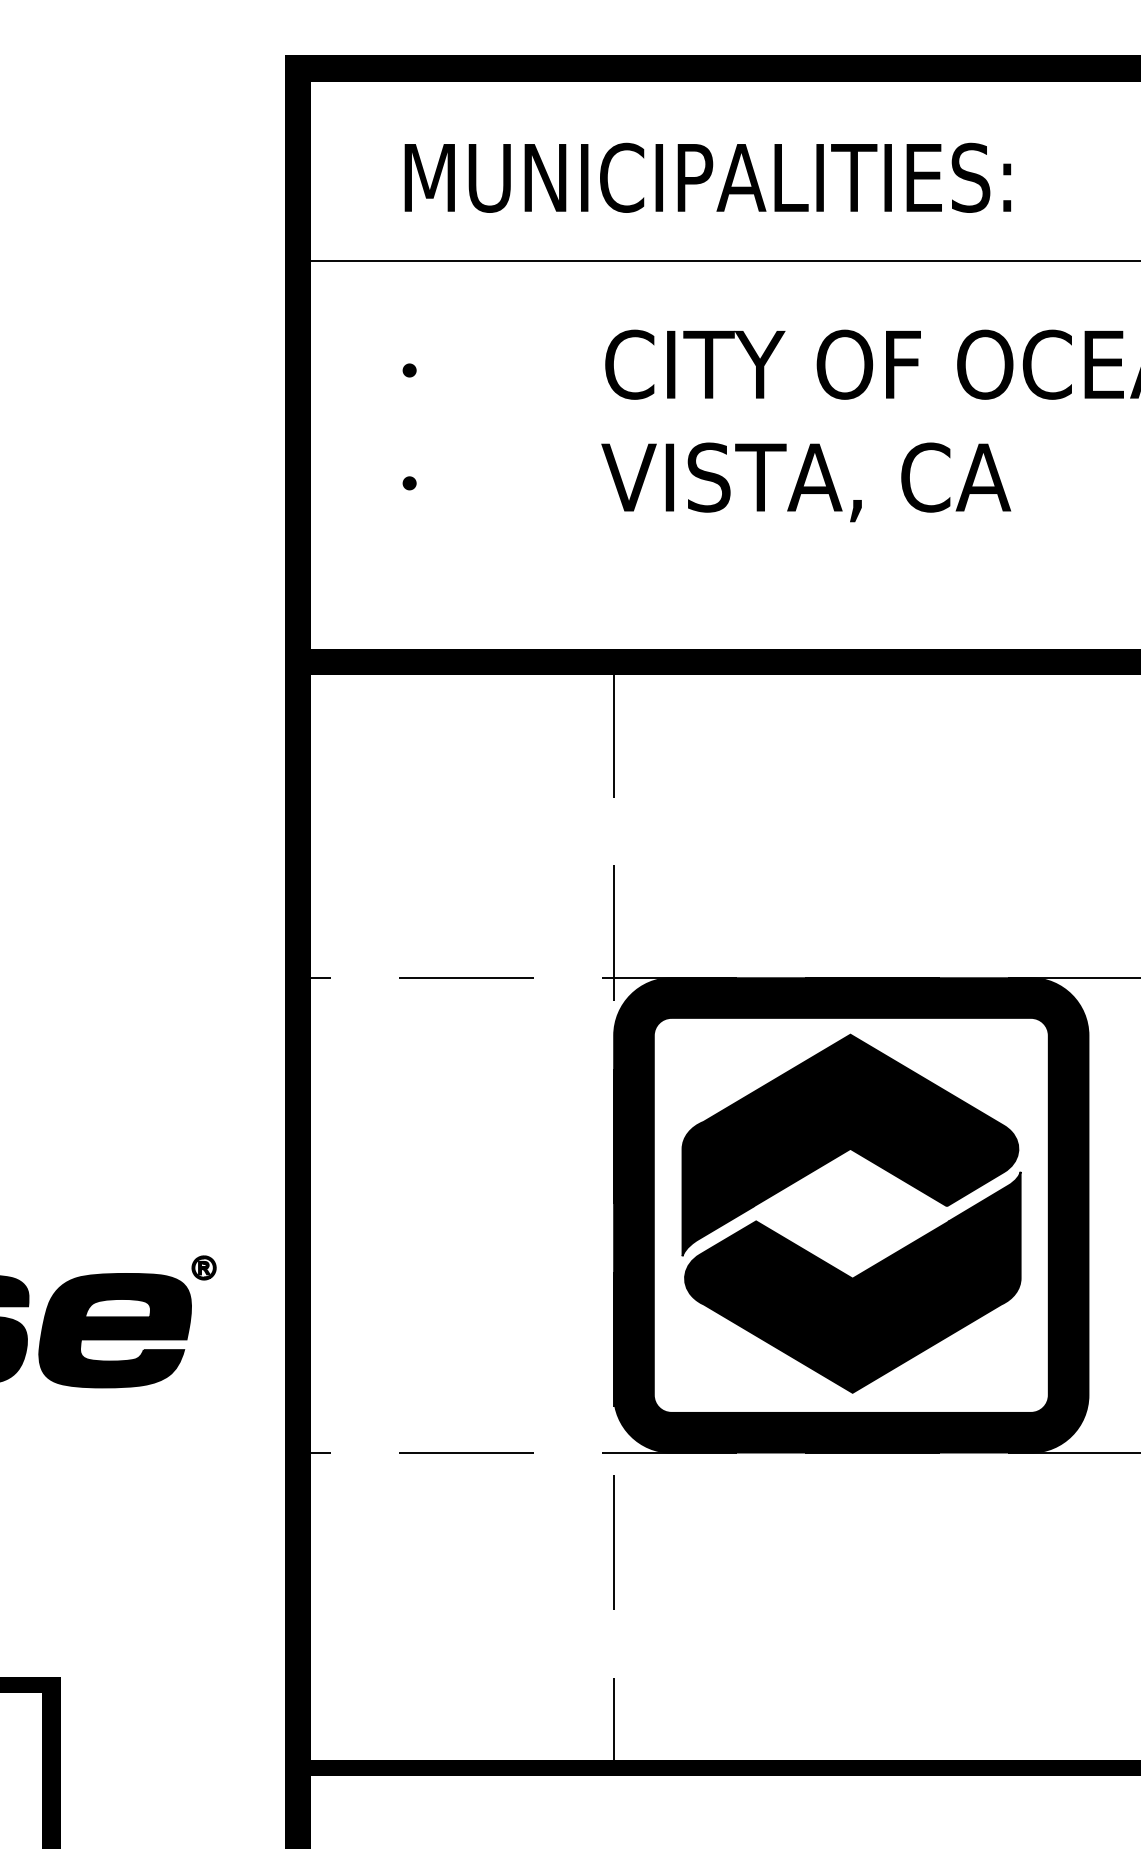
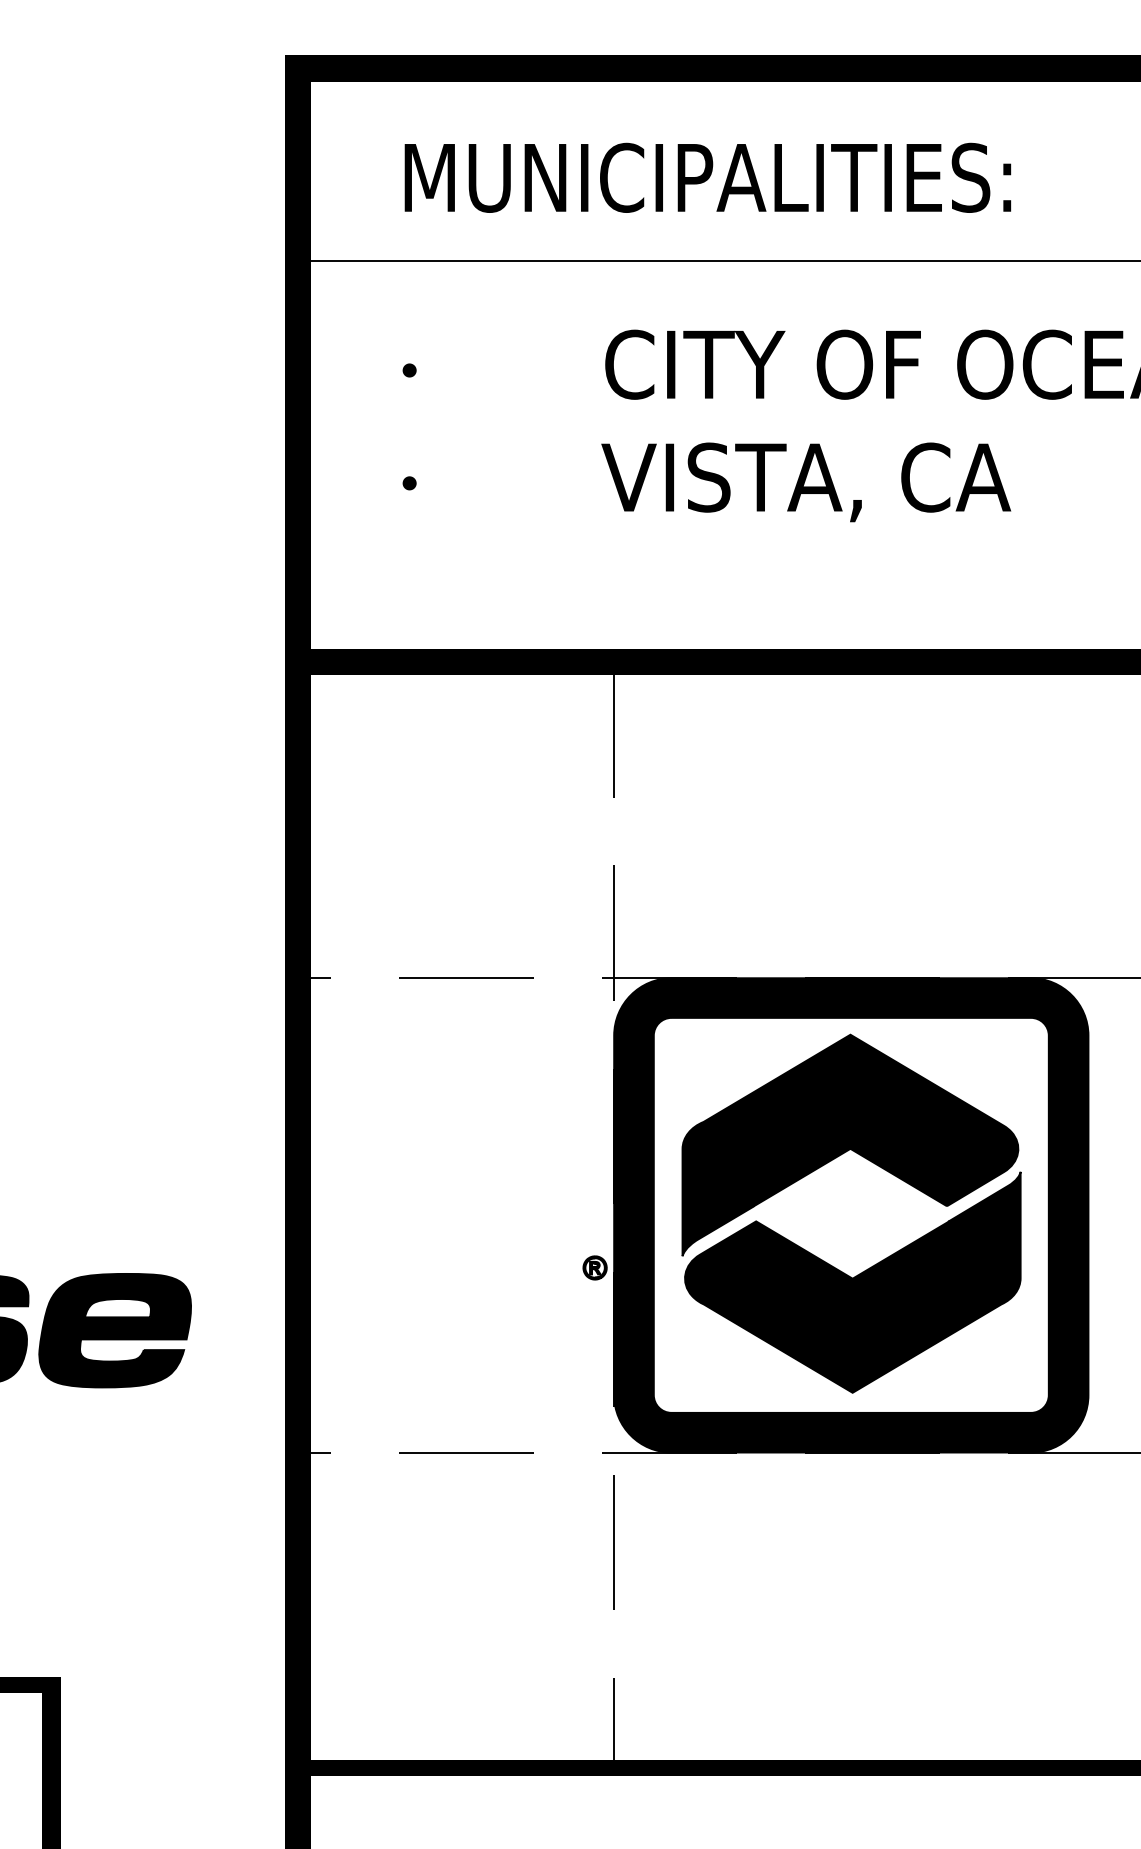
part position: (203, 1267) -> (594, 1267) (594, 1267)
